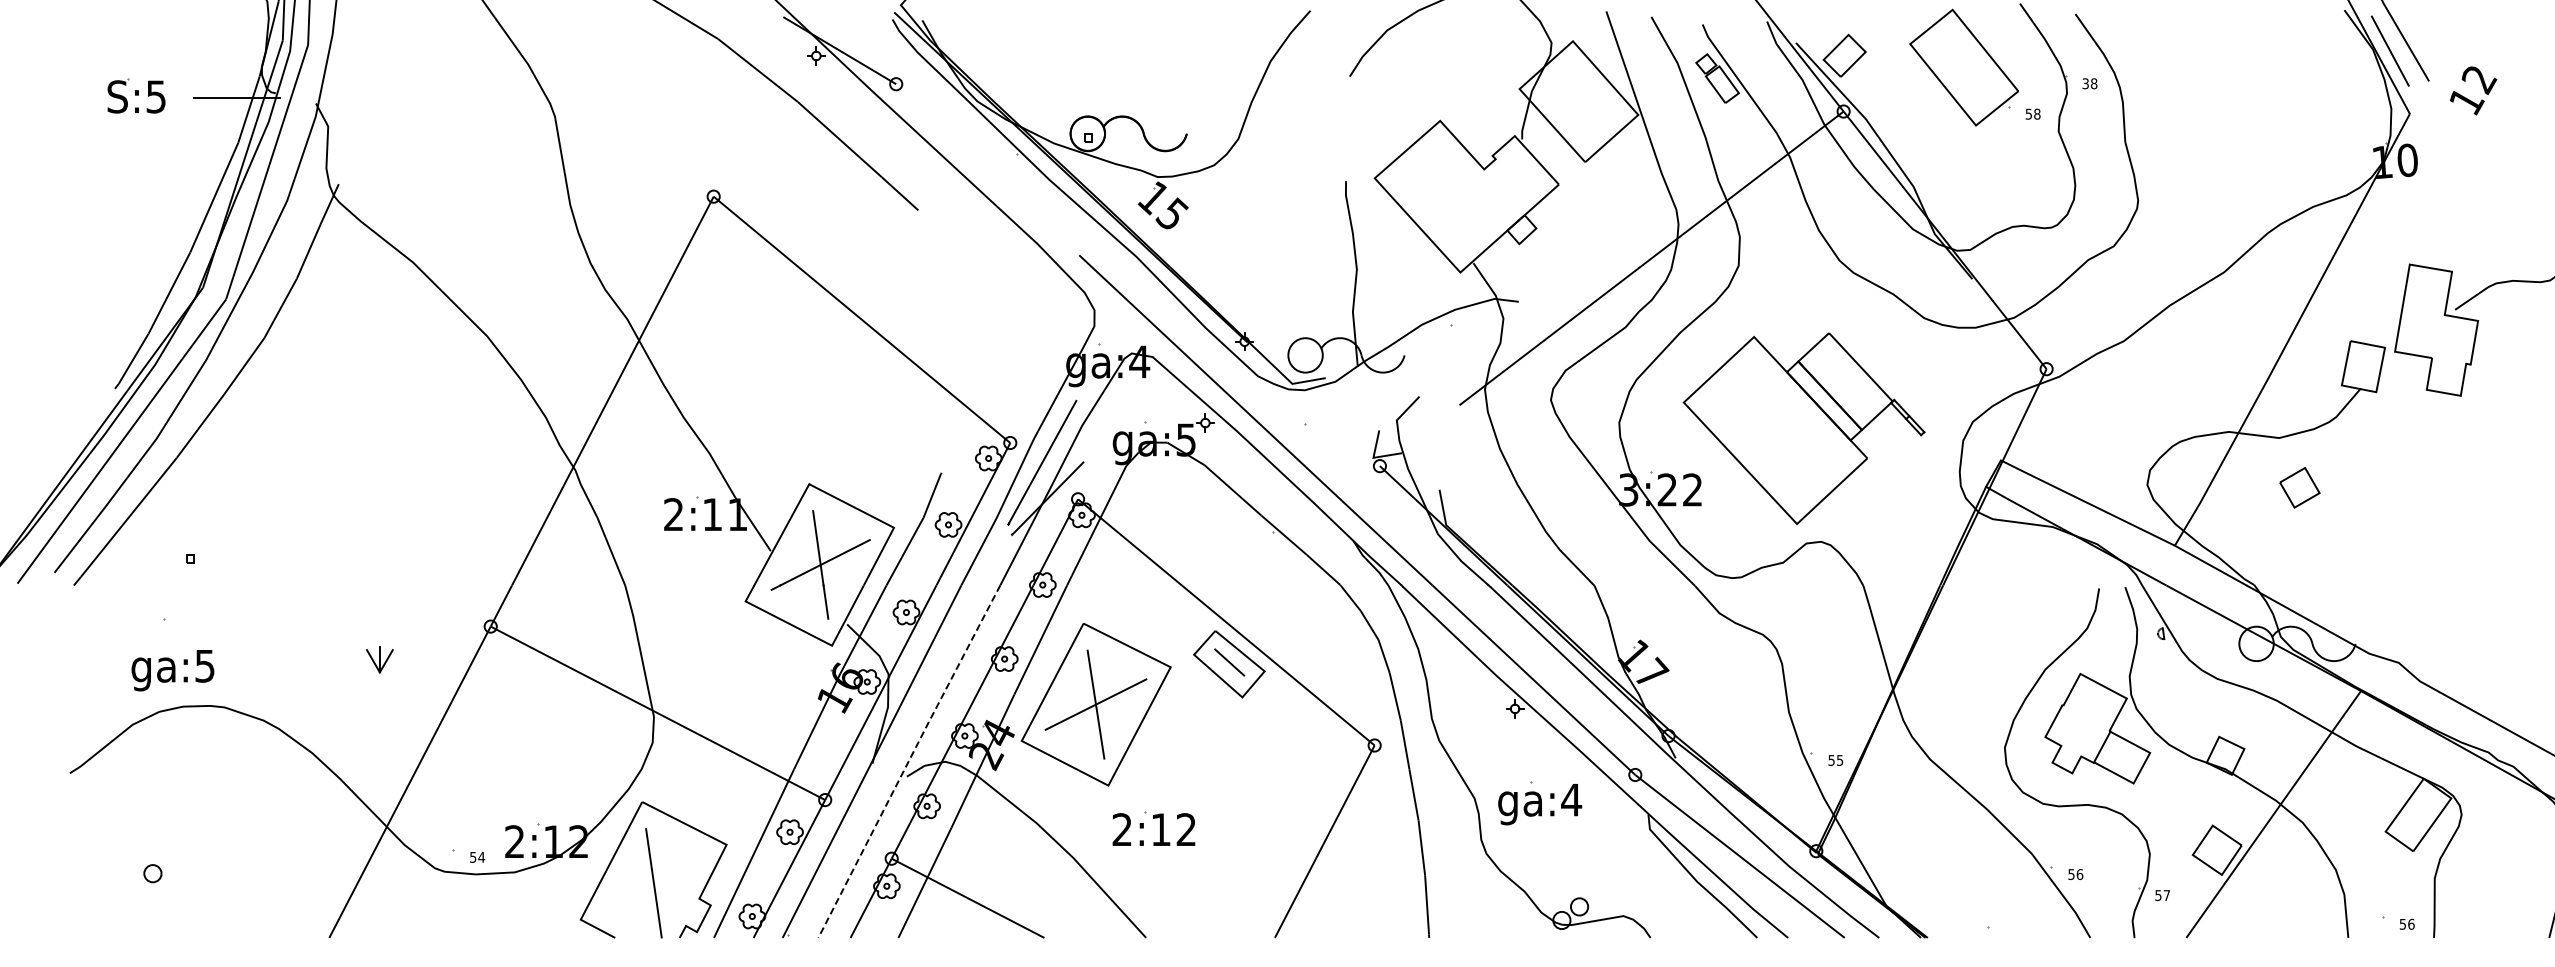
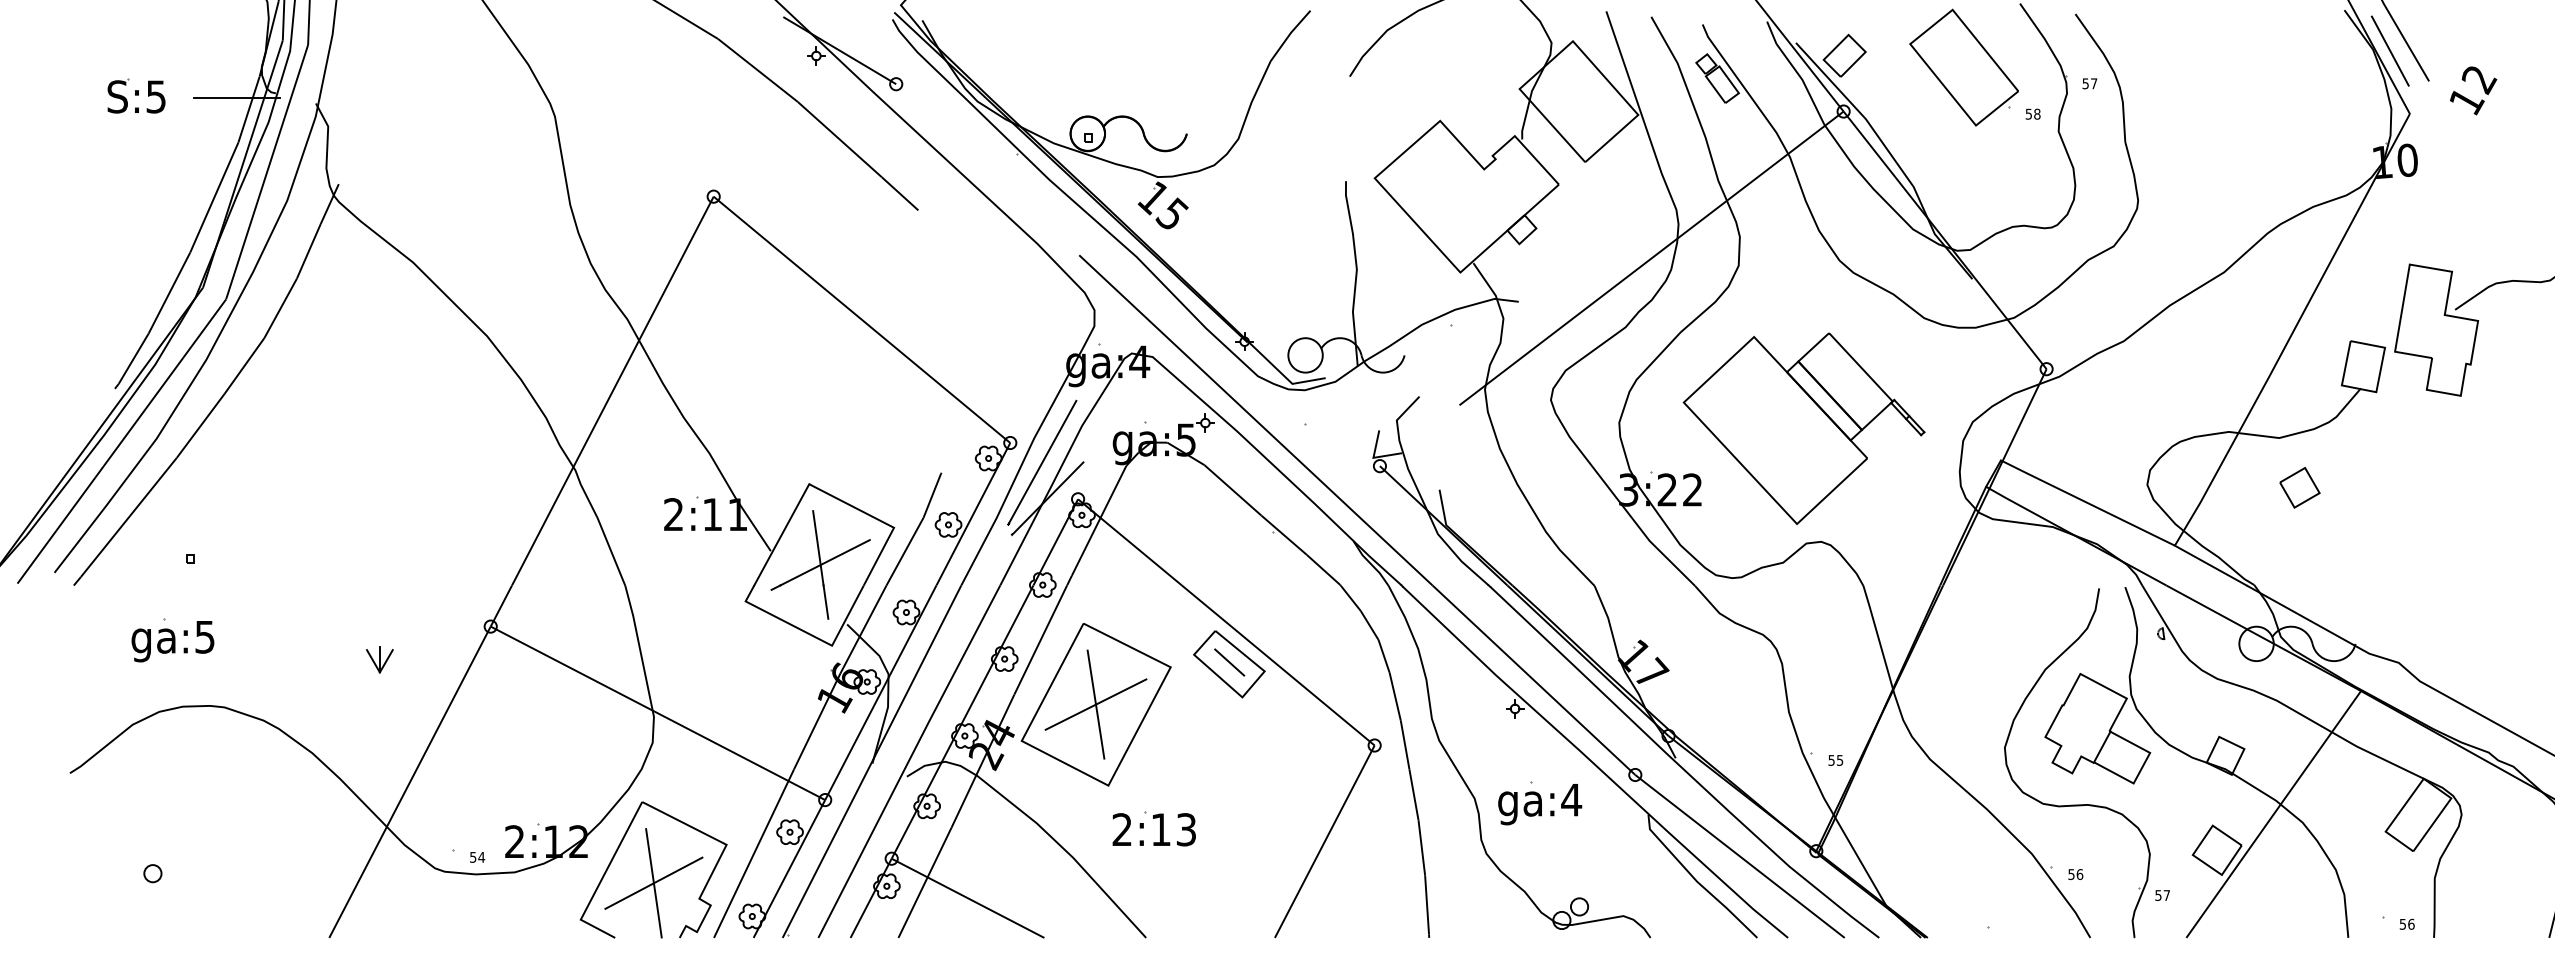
text: 38 -> 57 (2089, 83)
text position: (172, 670) -> (172, 641) (172, 641)
line: dashed -> solid (908, 761)
text: 2:12 -> 2:13 (1185, 829)
line: none -> present (653, 882)
